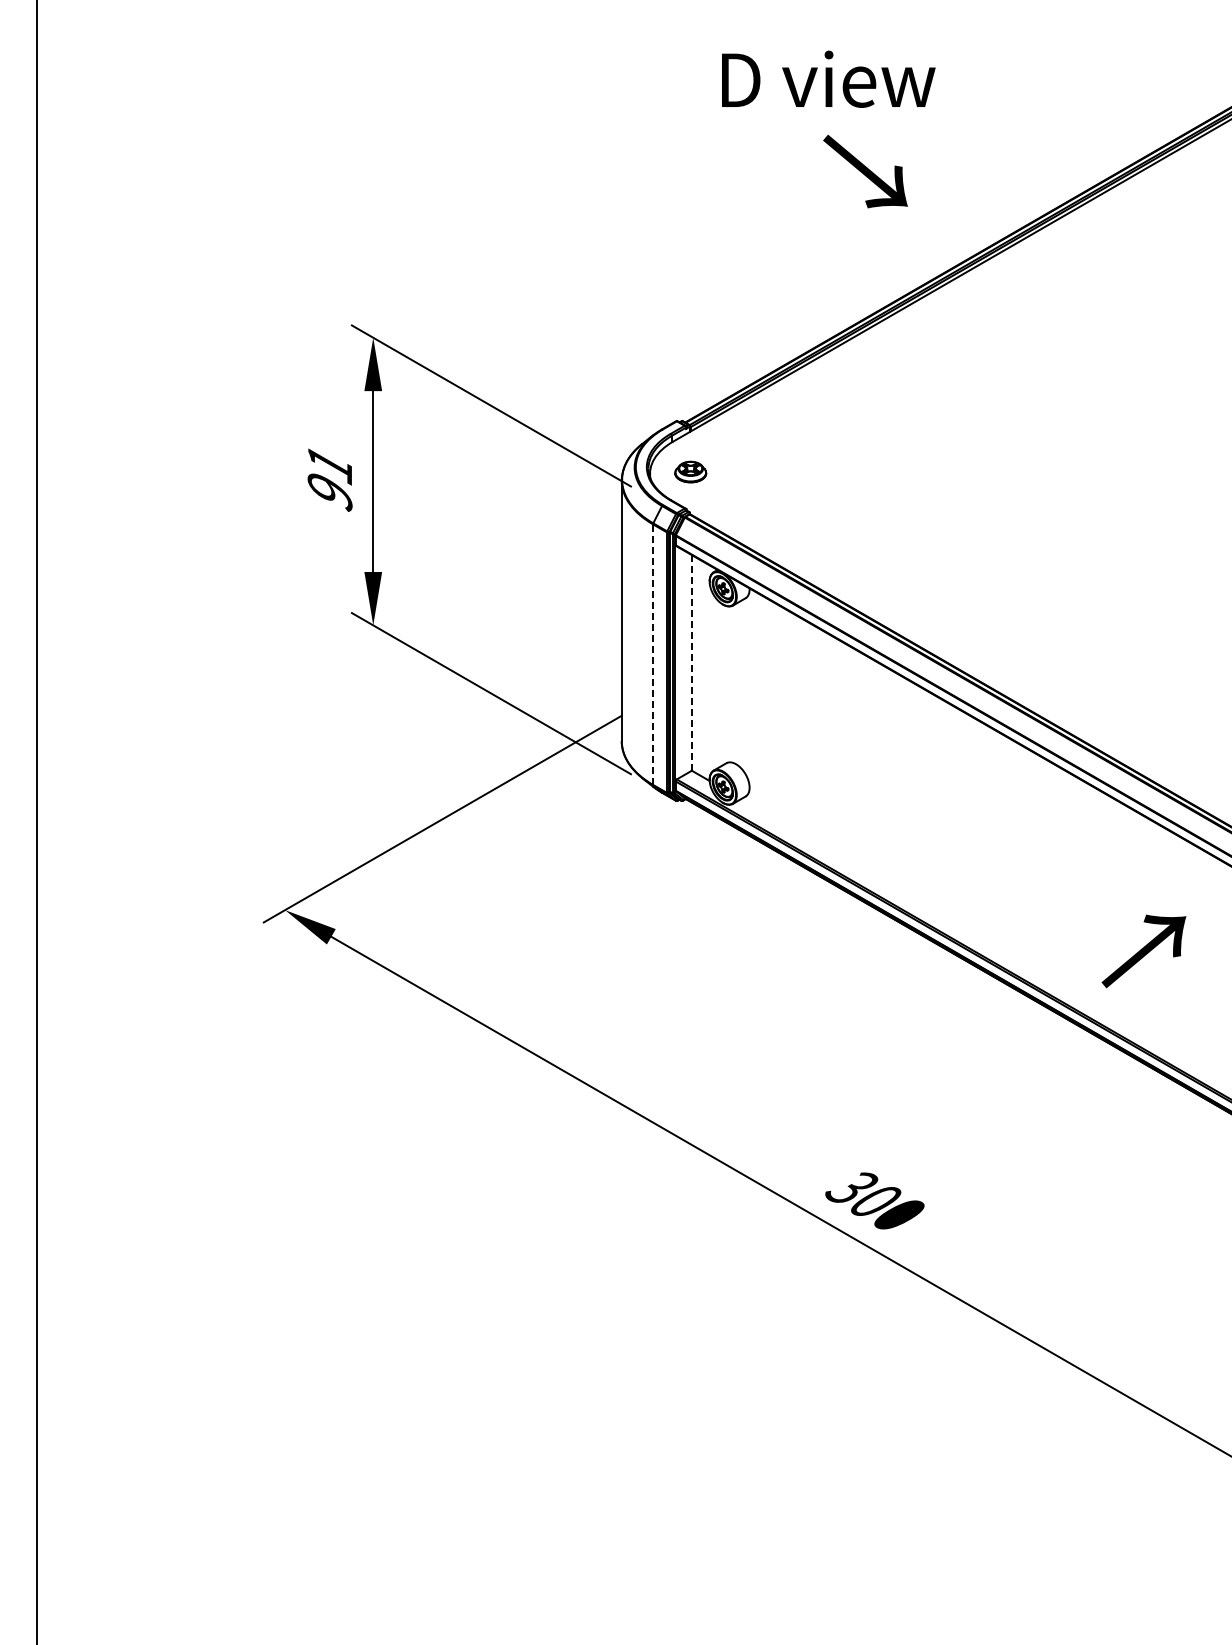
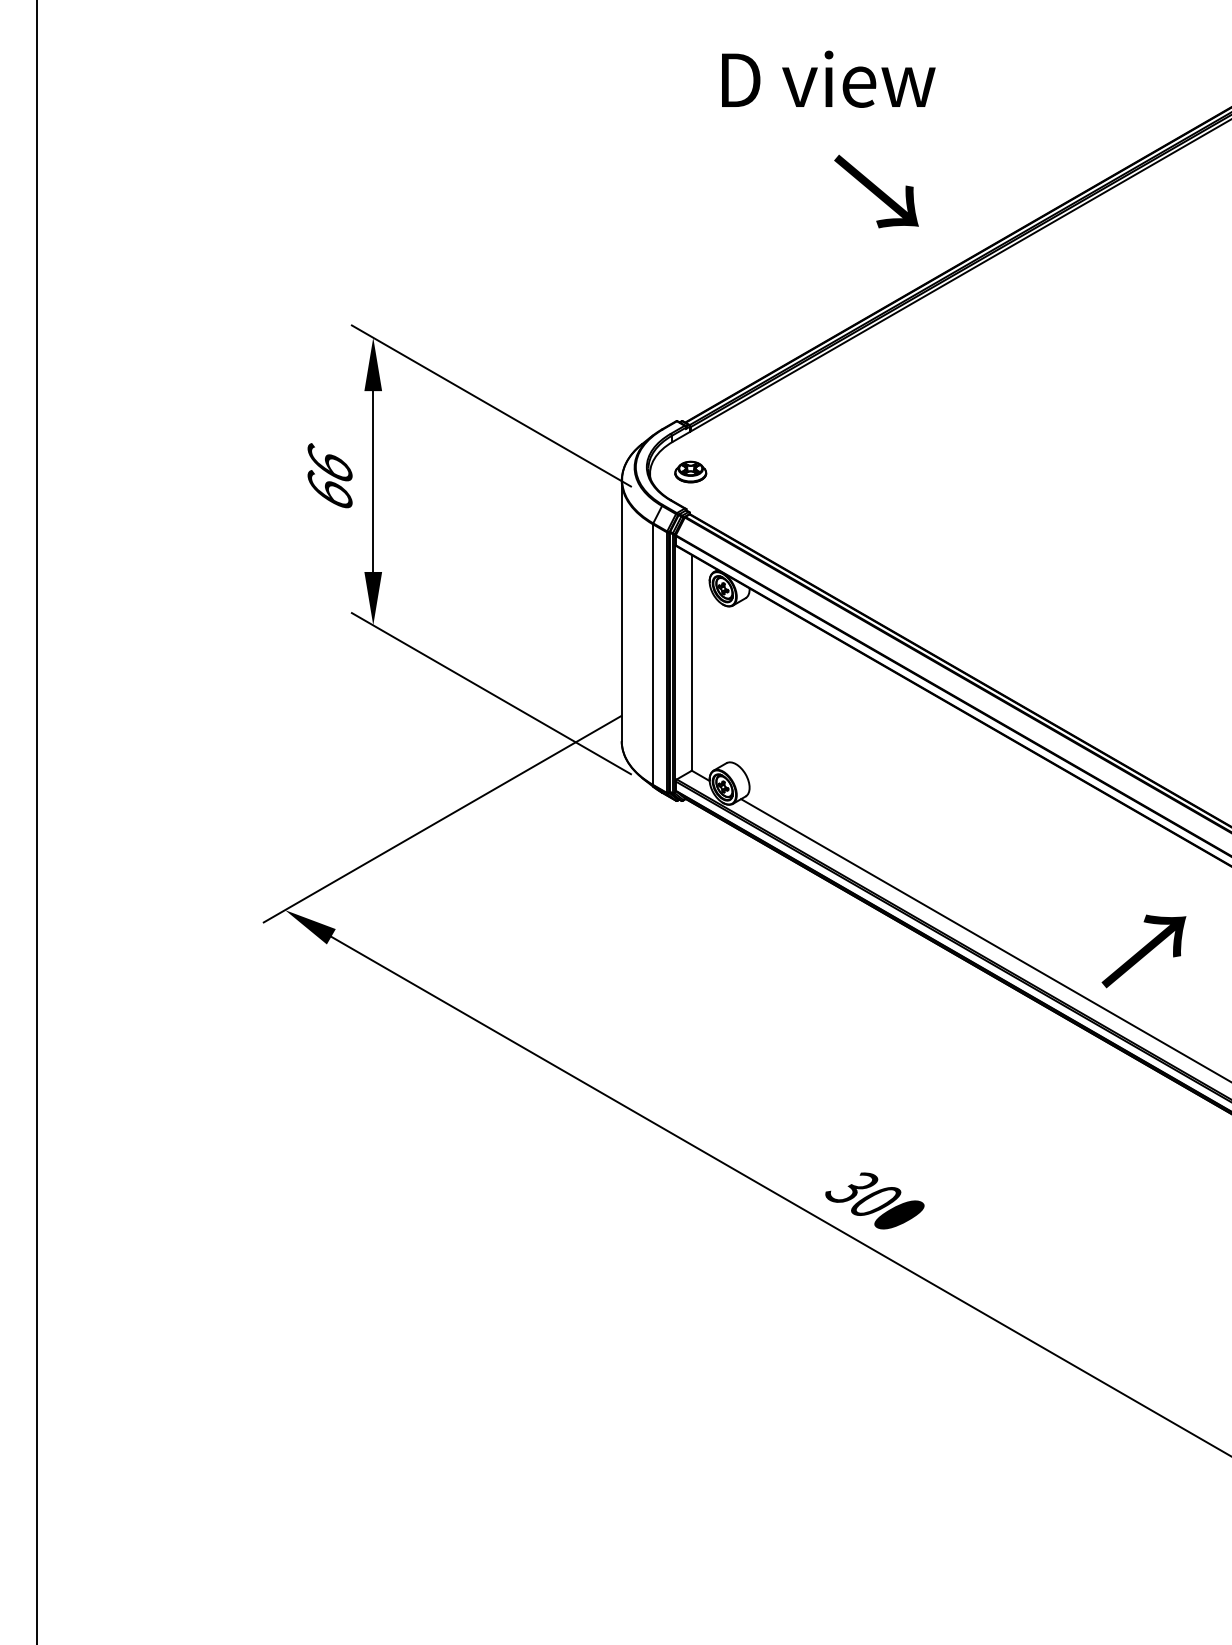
text position: (865, 171) -> (876, 191) (876, 191)
text: 91 -> 66 (329, 477)
line: dashed -> solid (653, 654)
line: dashed -> solid (691, 662)
line: none -> present (984, 939)
